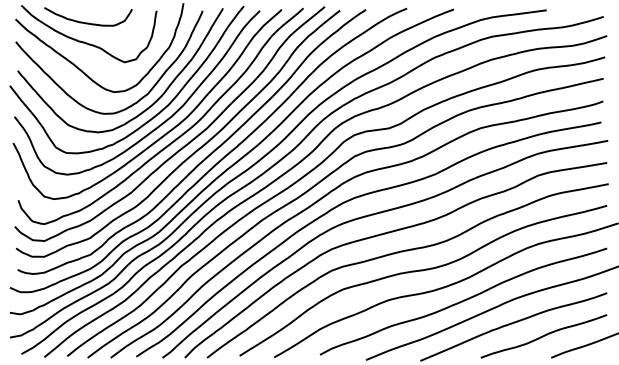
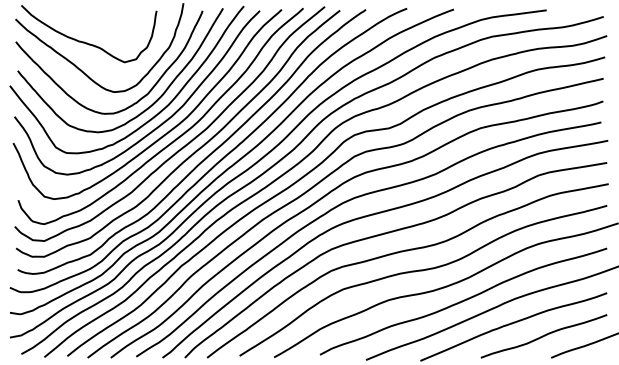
curve: present -> none (88, 22)
